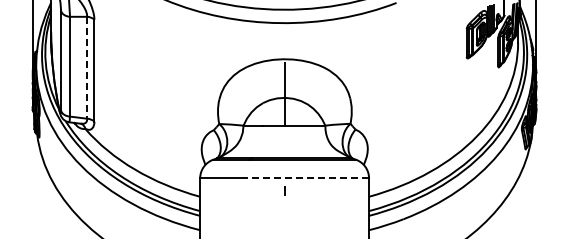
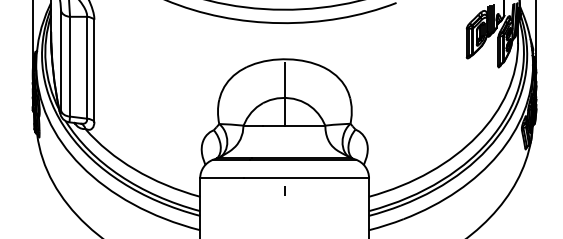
line: dashed -> solid (87, 67)
line: dashed -> solid (306, 178)
